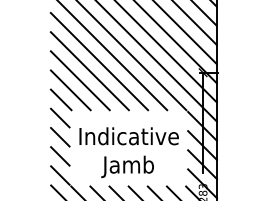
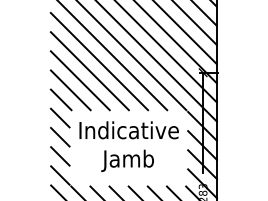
text position: (128, 152) -> (128, 146) (128, 146)
